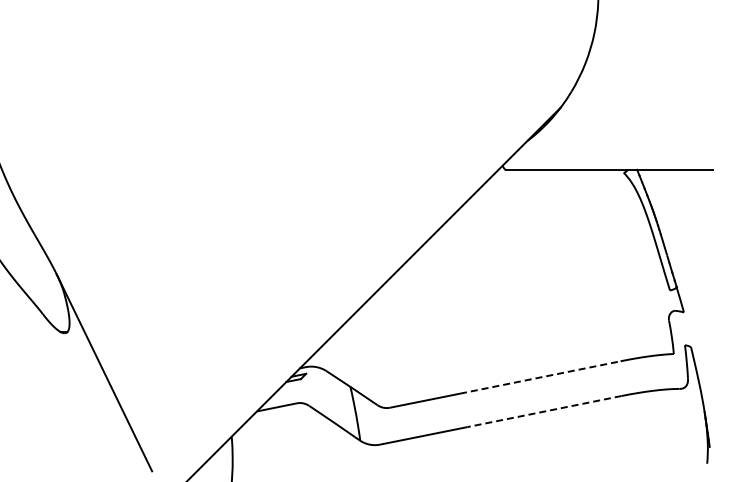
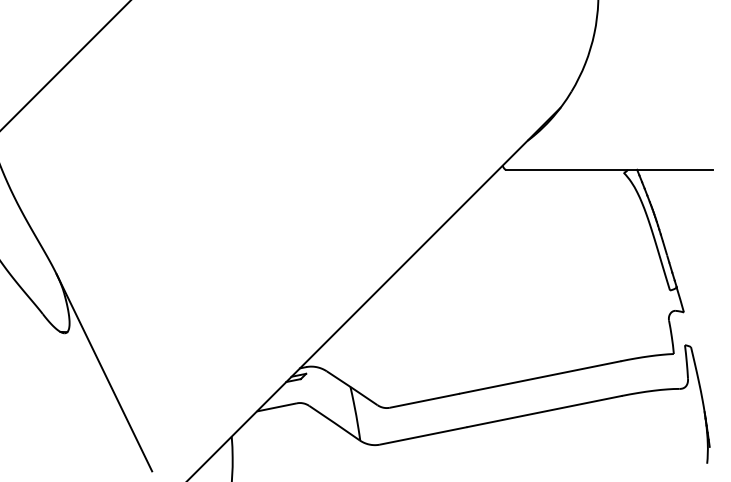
line: none -> present (65, 65)
line: dashed -> solid (540, 377)
line: dashed -> solid (544, 411)
